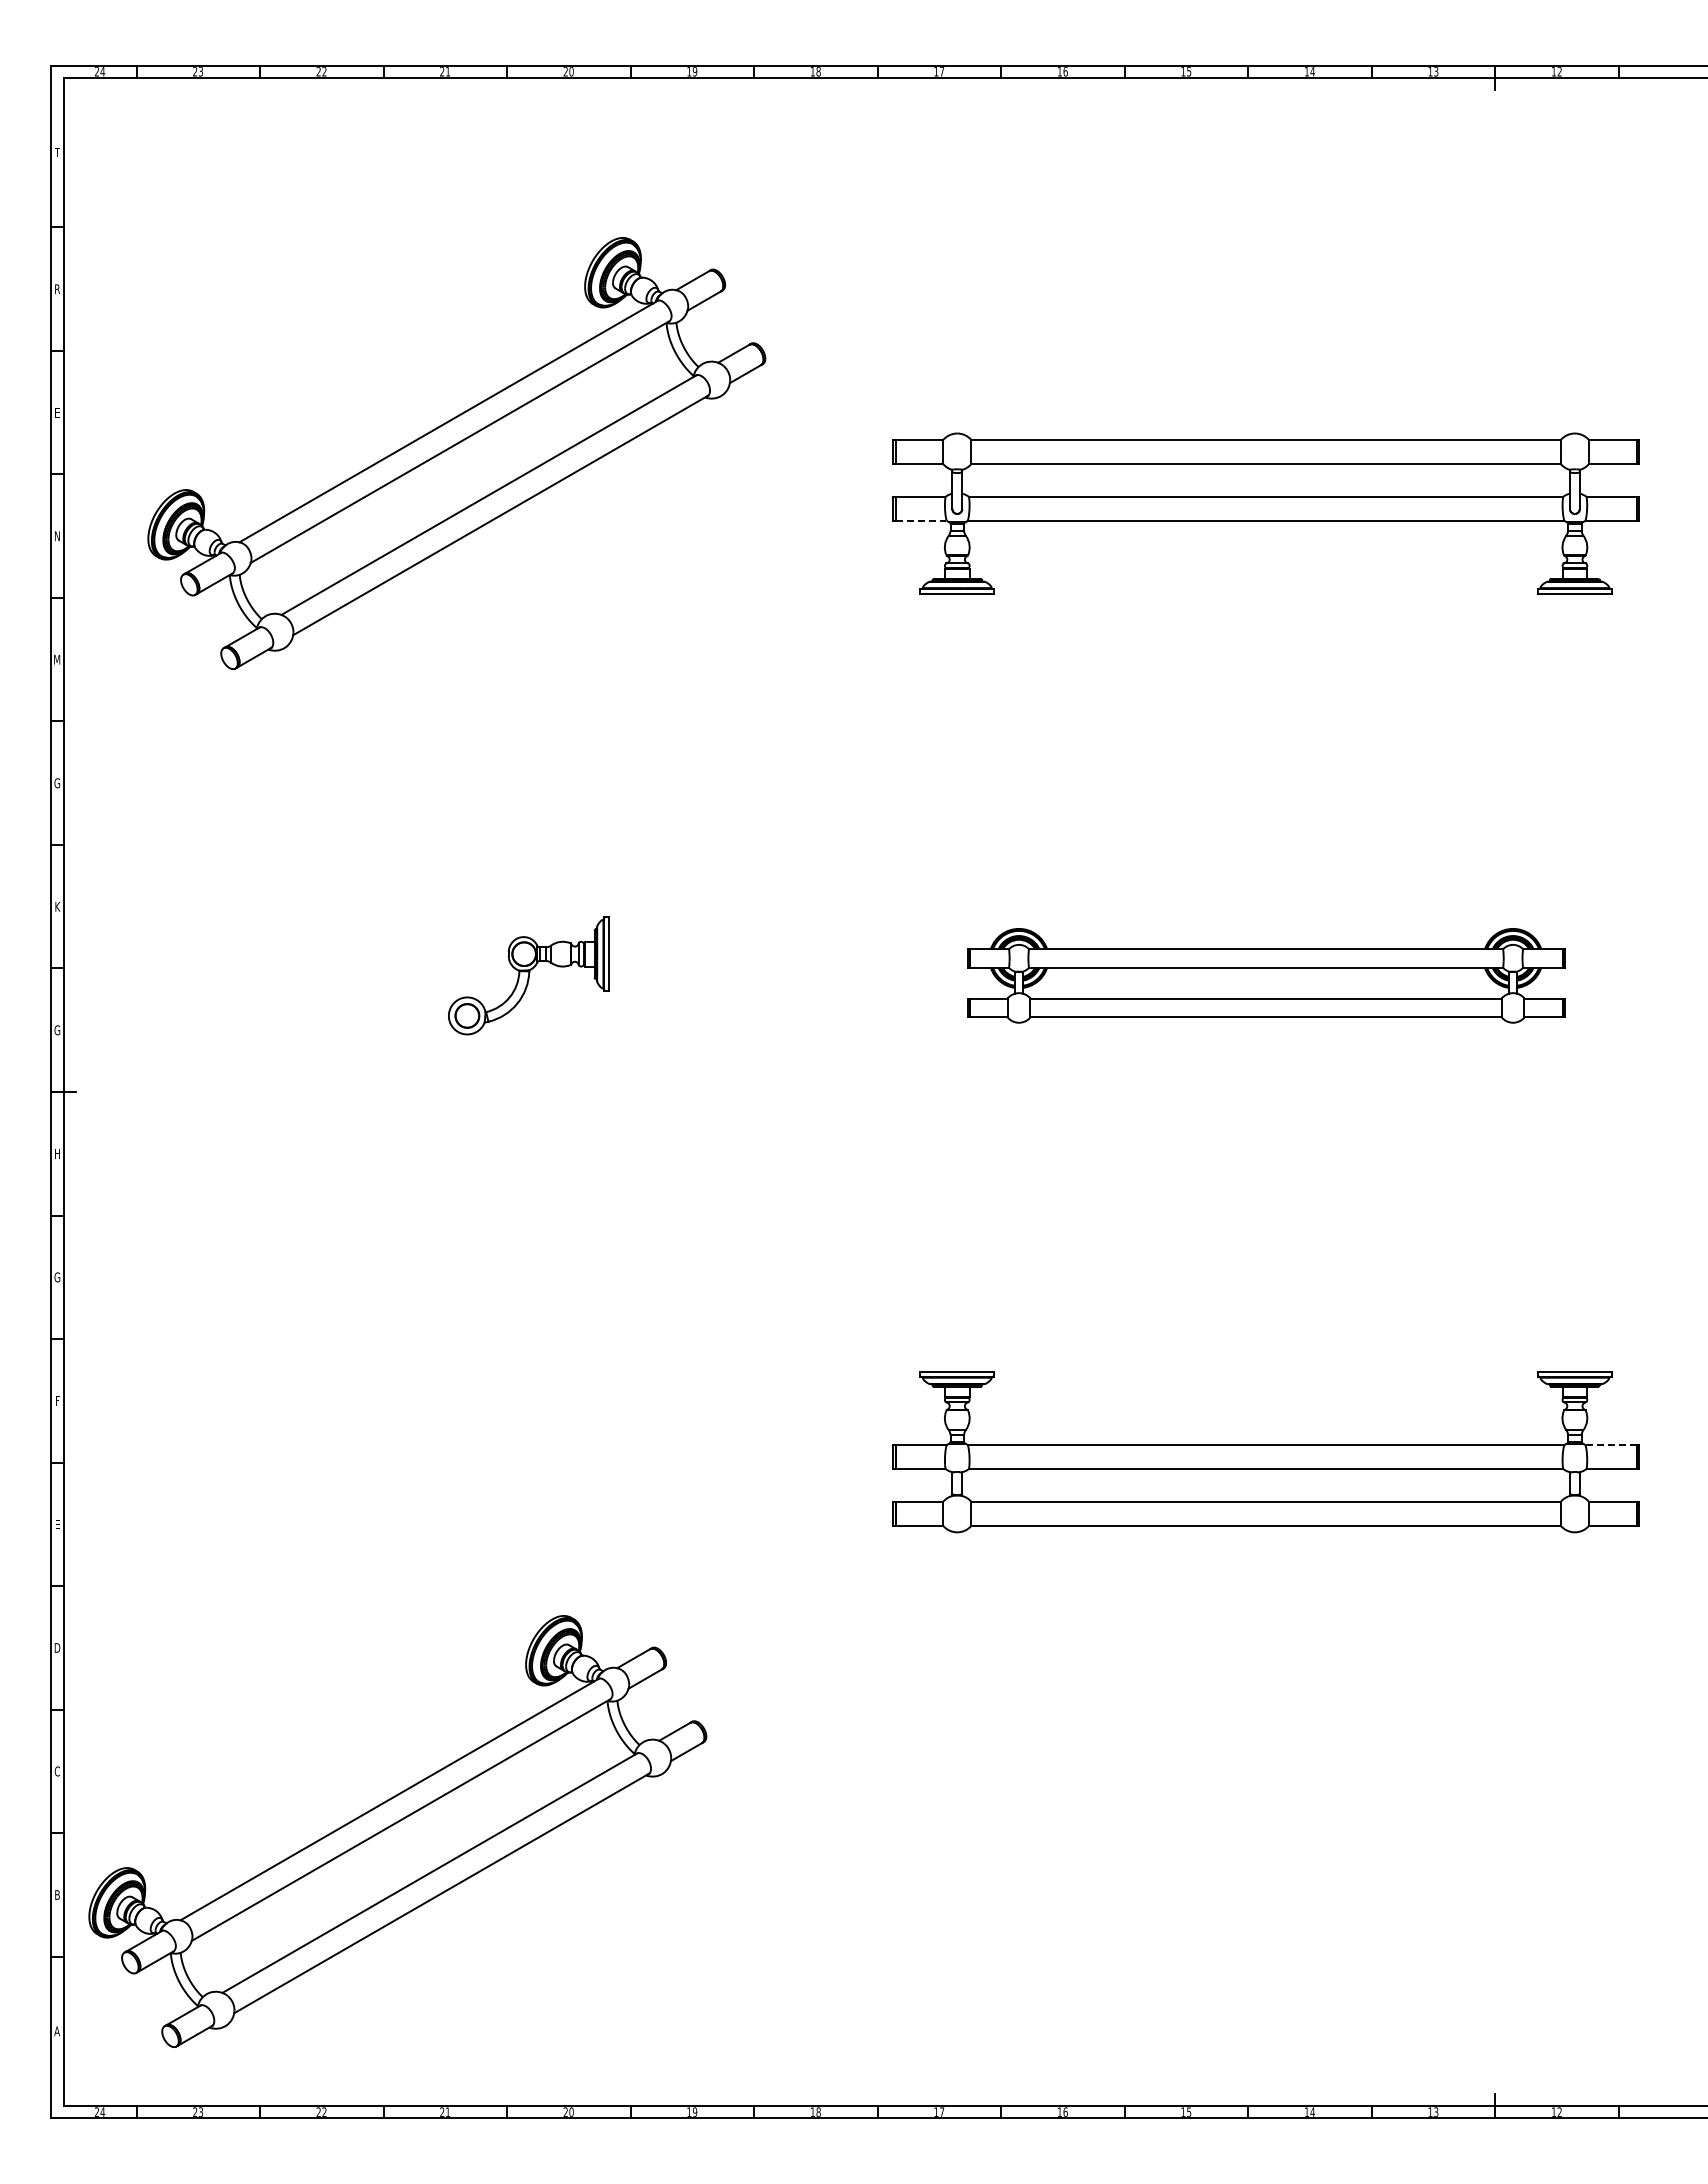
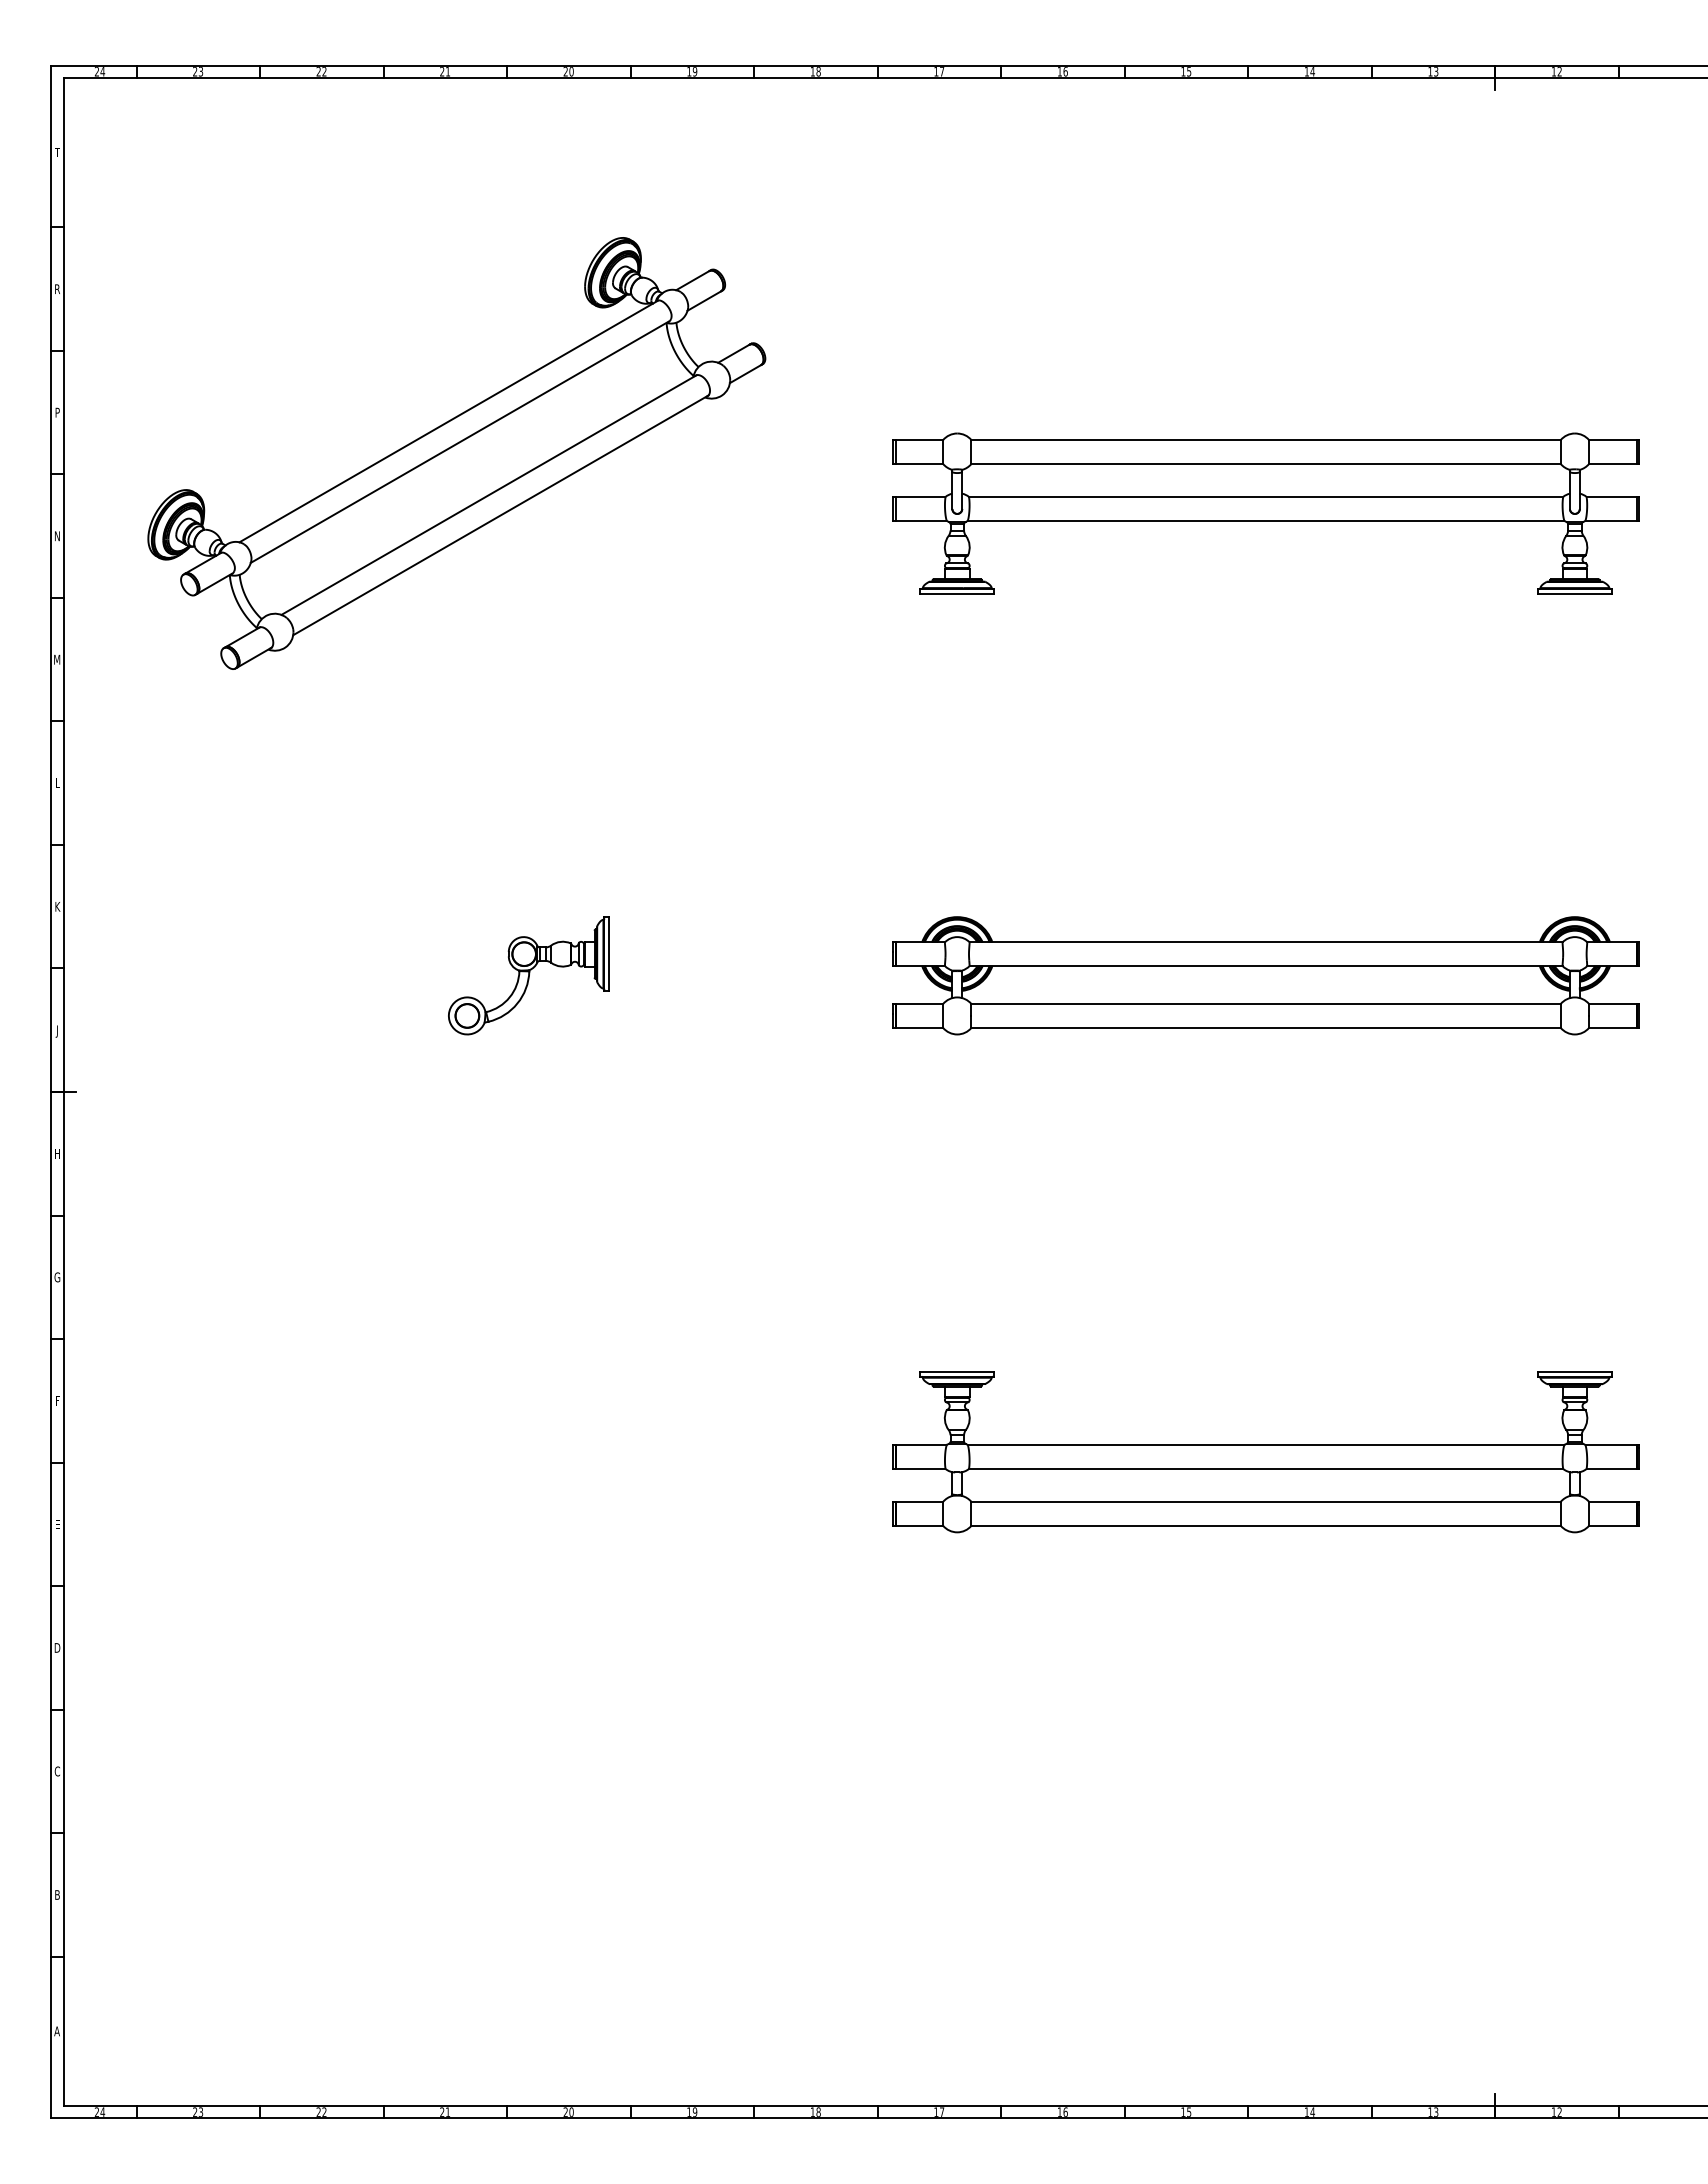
text: E -> P (57, 412)
line: dashed -> solid (921, 520)
text: G -> L (57, 783)
part size: 599x96 px -> 748x120 px (1265, 975)
text: G -> J (57, 1031)
line: dashed -> solid (1610, 1445)
part: present -> none (397, 1831)
